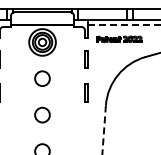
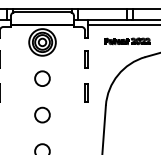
line: dashed -> solid (123, 24)
part position: (119, 39) -> (127, 41) (127, 41)
line: dashed -> solid (104, 129)
